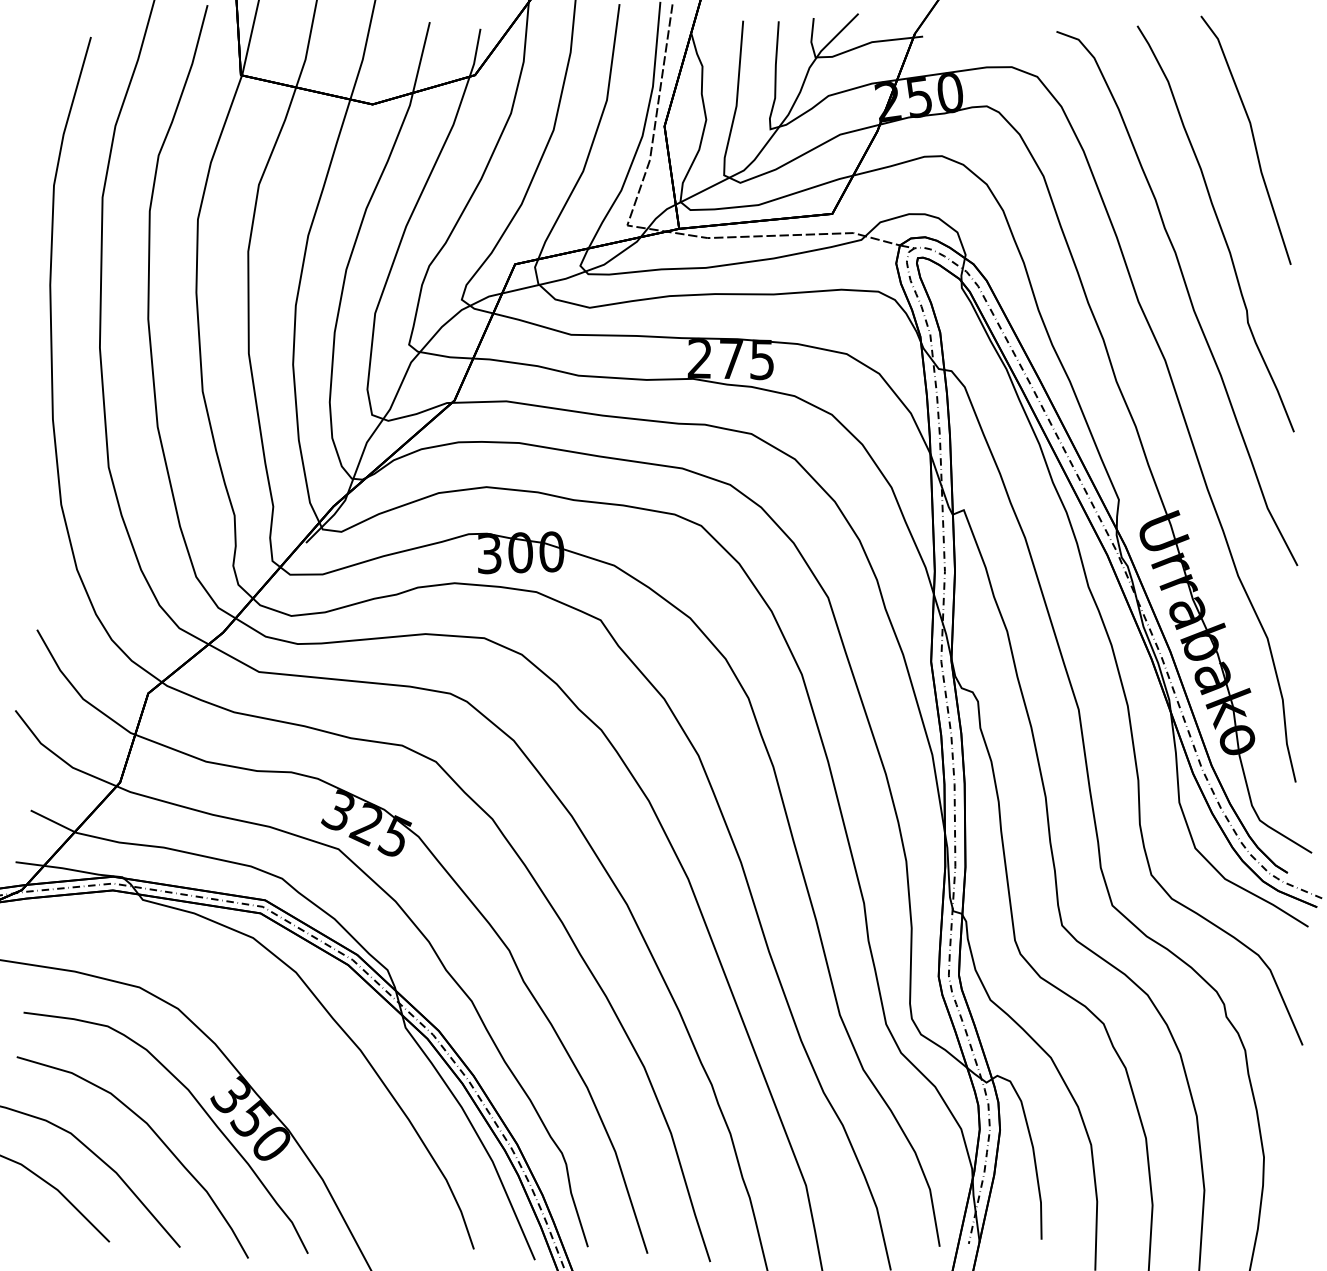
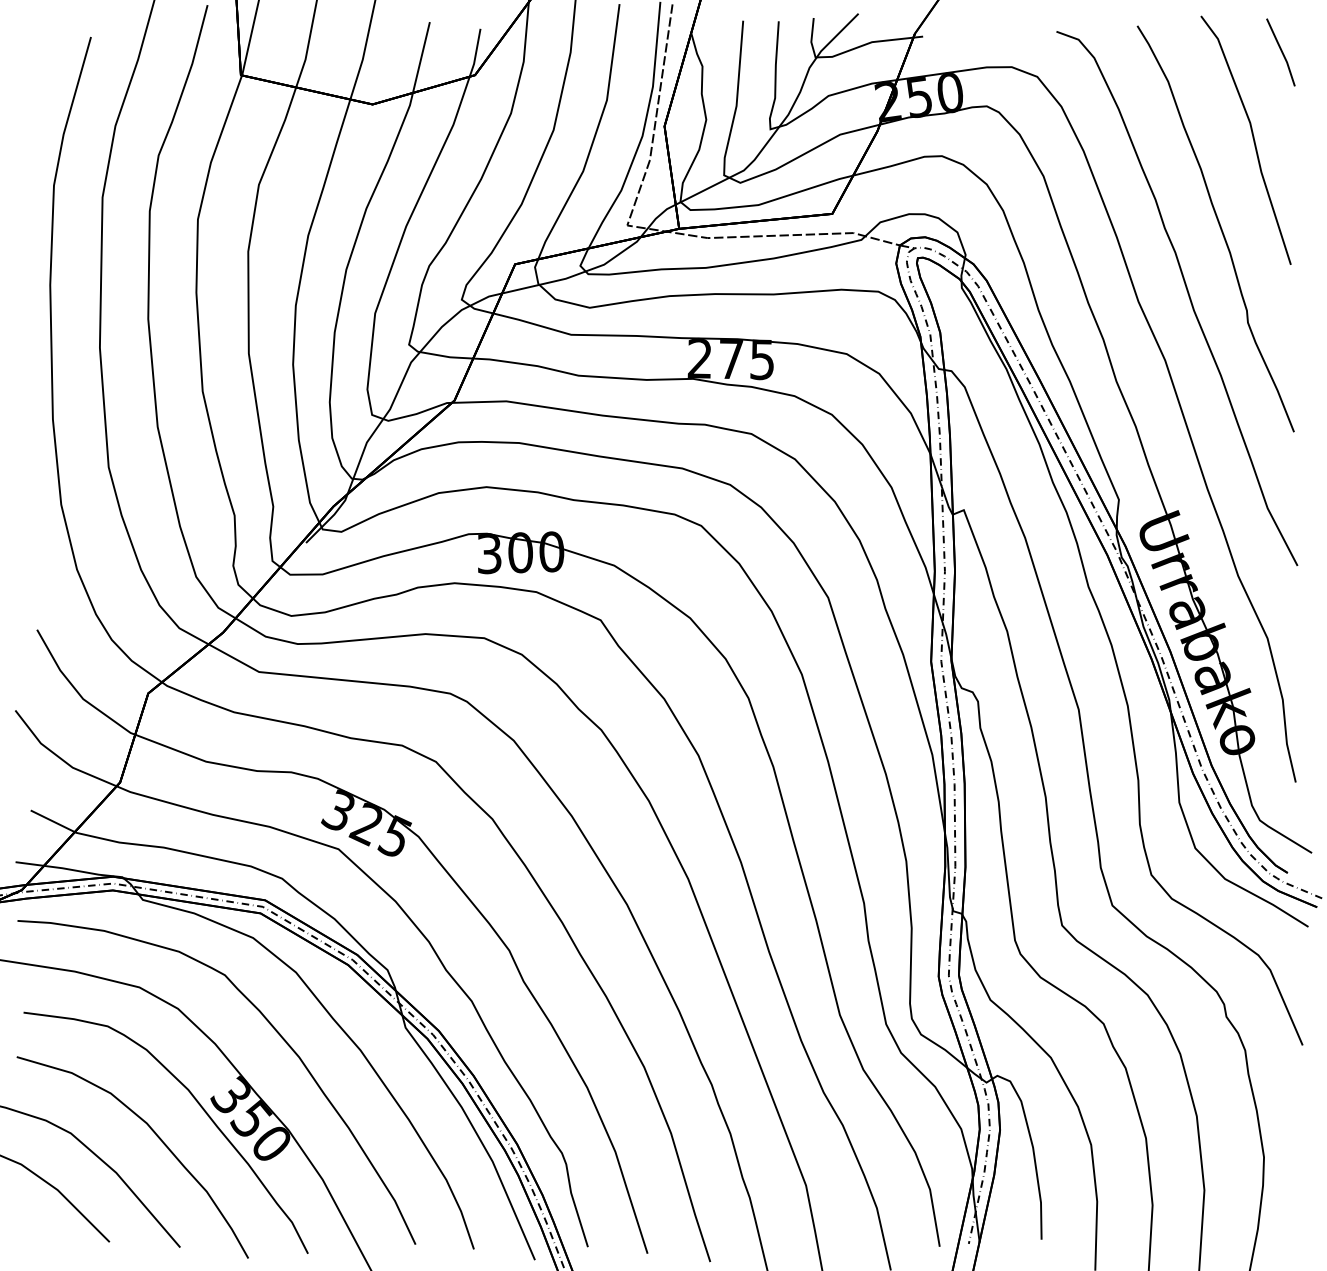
line: none -> present (1280, 51)
curve: none -> present (275, 1031)
